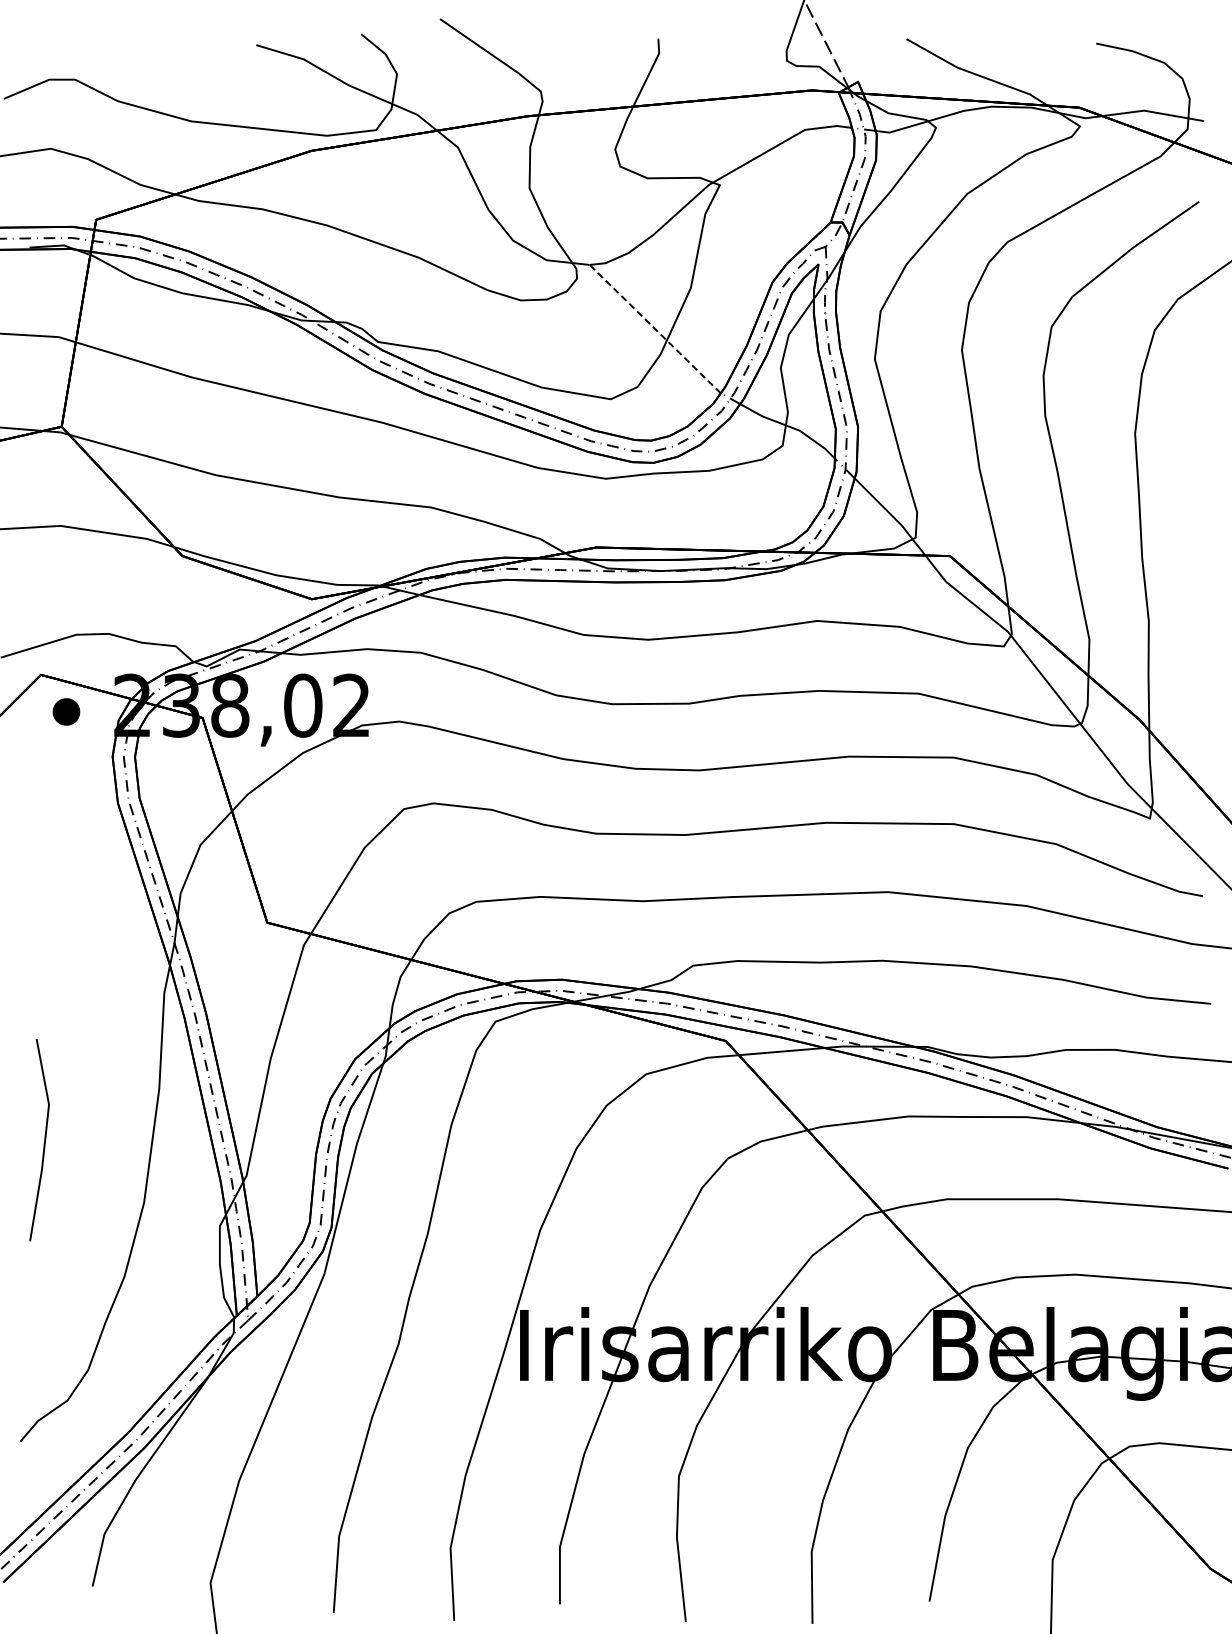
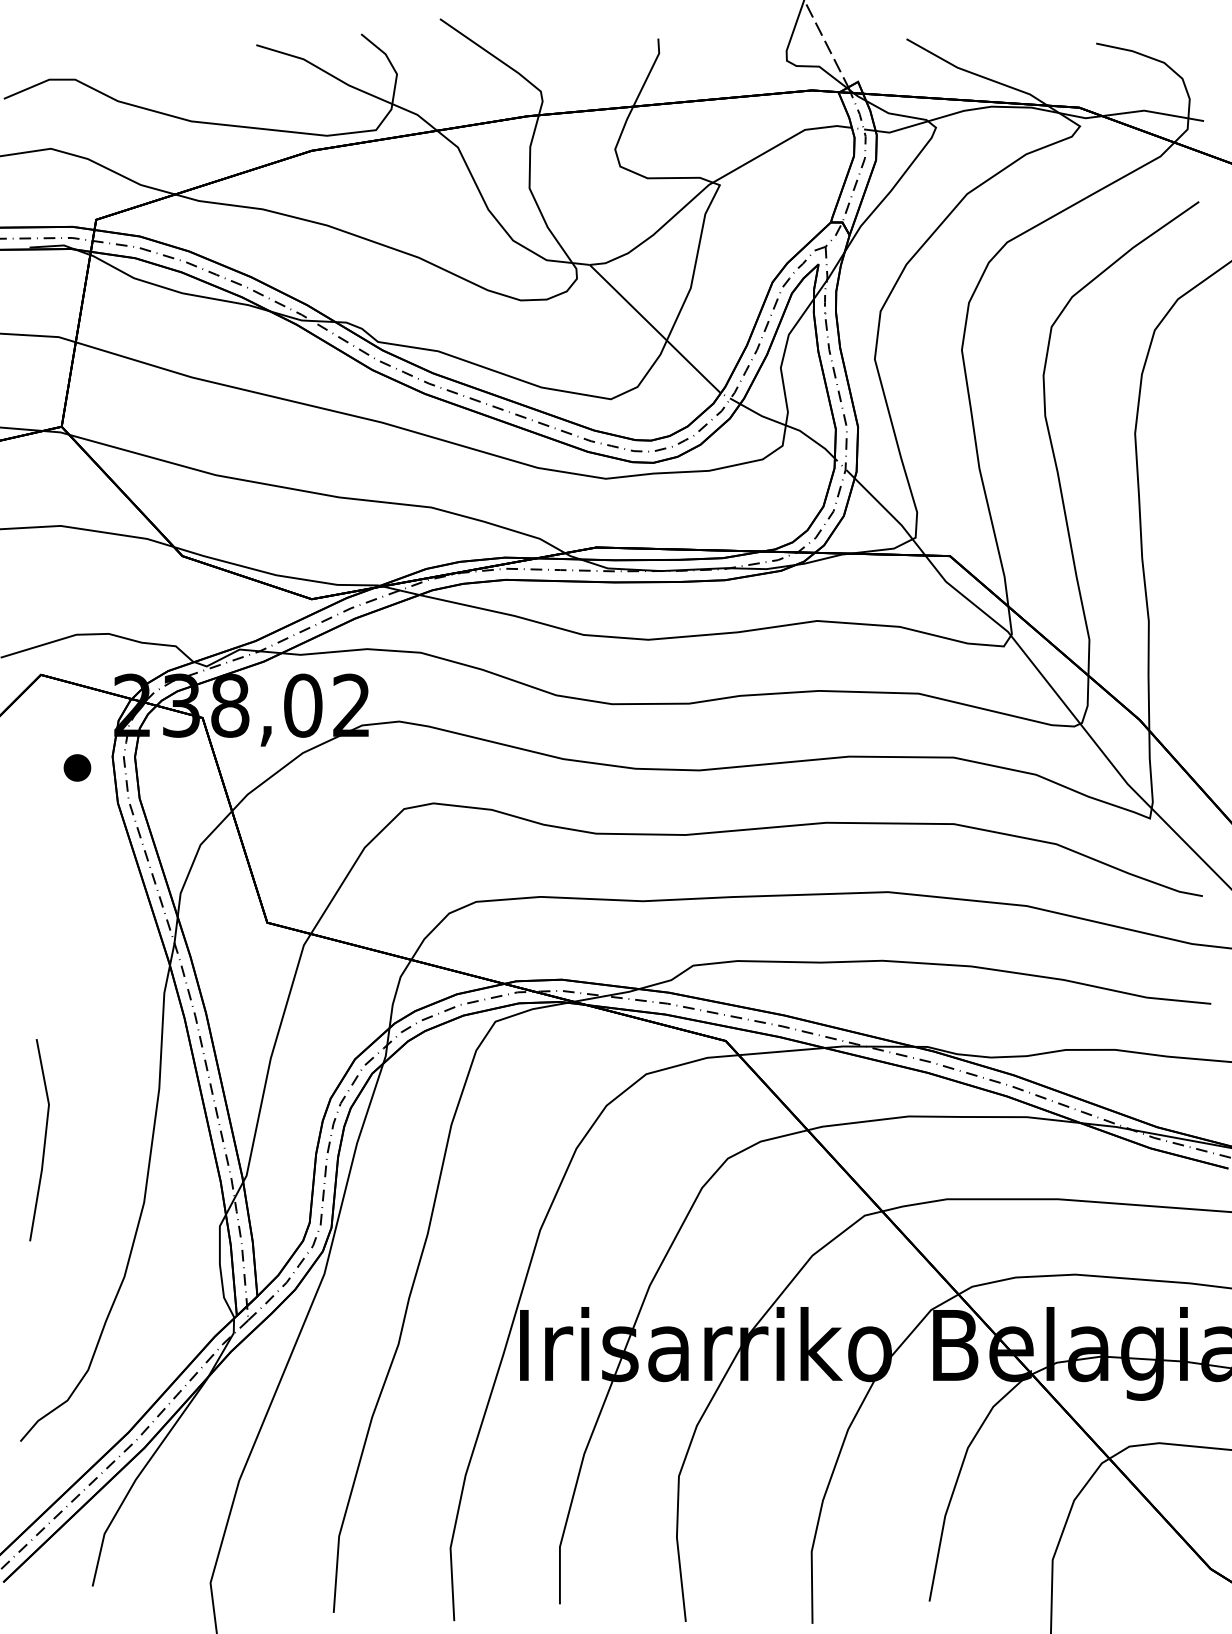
line: dashed -> solid (655, 329)
part position: (66, 711) -> (77, 767) (77, 767)
